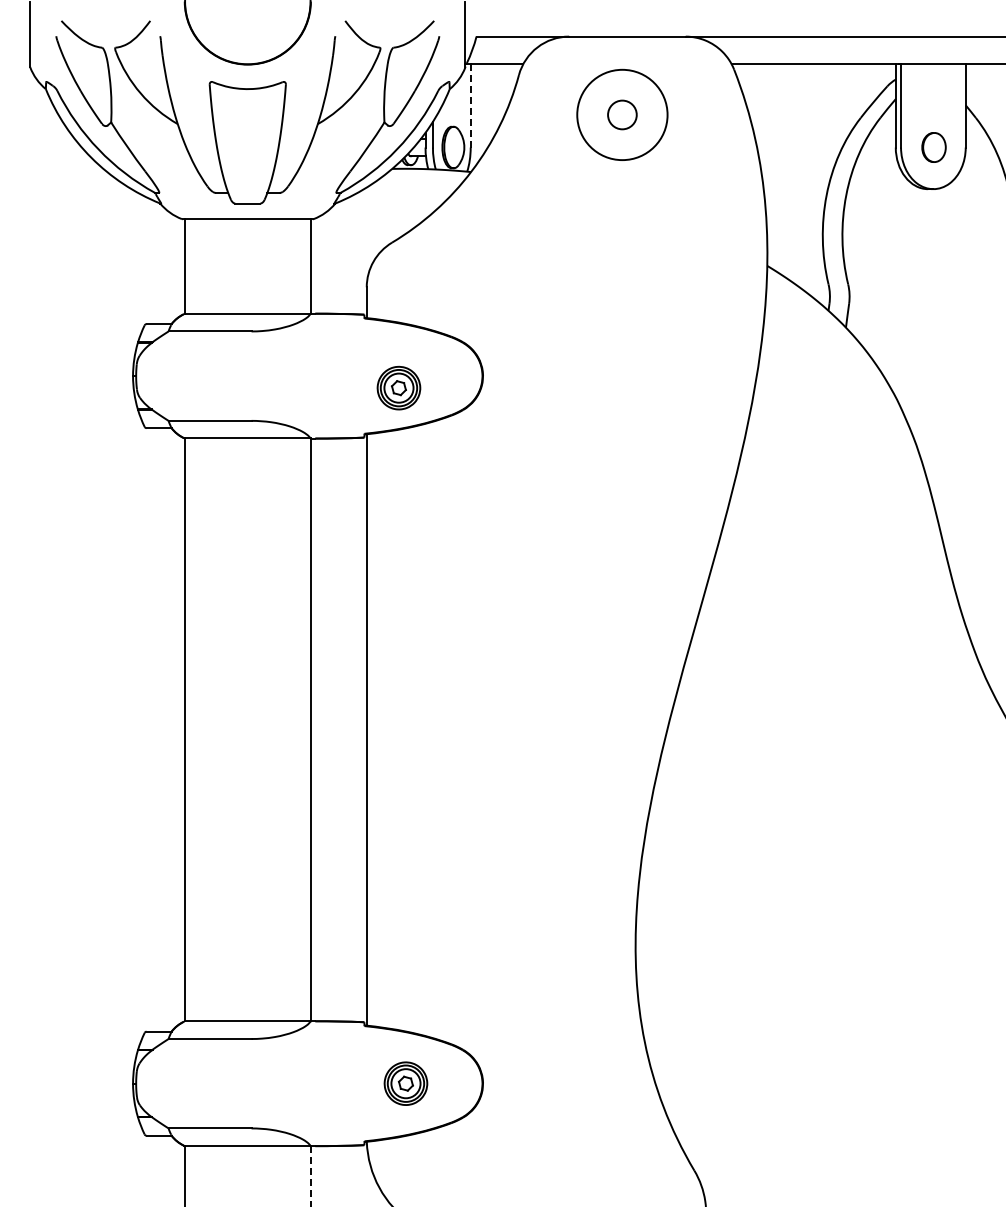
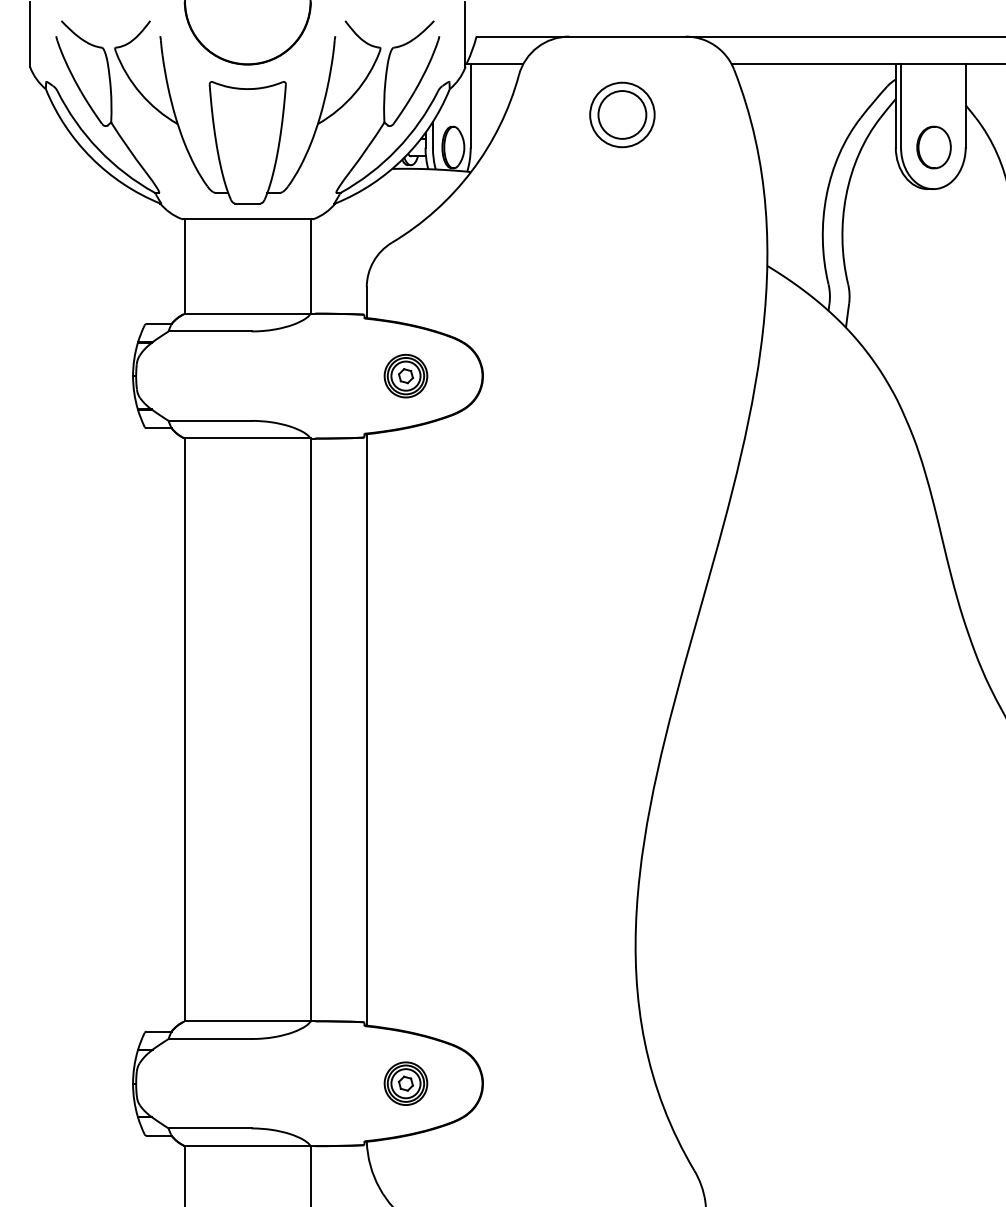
line: dashed -> solid (470, 105)
circle diameter: 29 px -> 48 px (622, 114)
circle diameter: 90 px -> 65 px (622, 114)
part size: 26x31 px -> 36x45 px (933, 147)
part position: (398, 387) -> (405, 375) (405, 375)
line: dashed -> solid (310, 1176)
